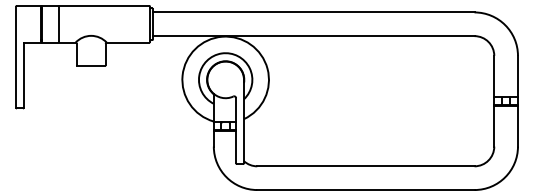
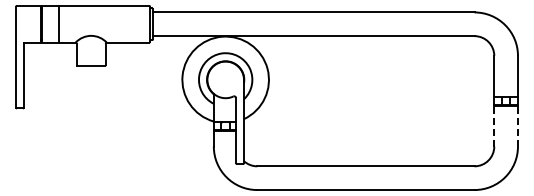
line: solid -> dashed (494, 127)
line: solid -> dashed (517, 127)
